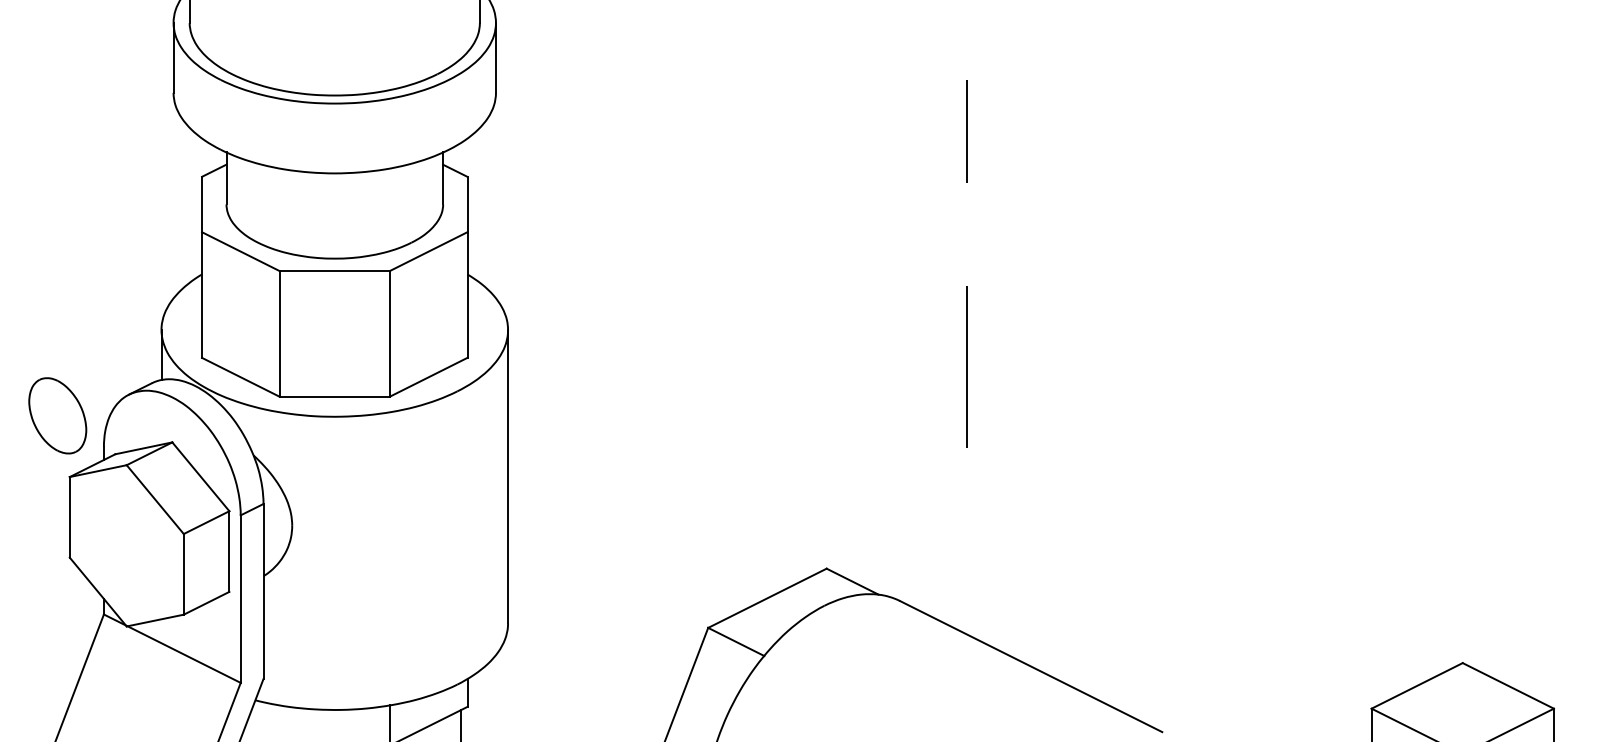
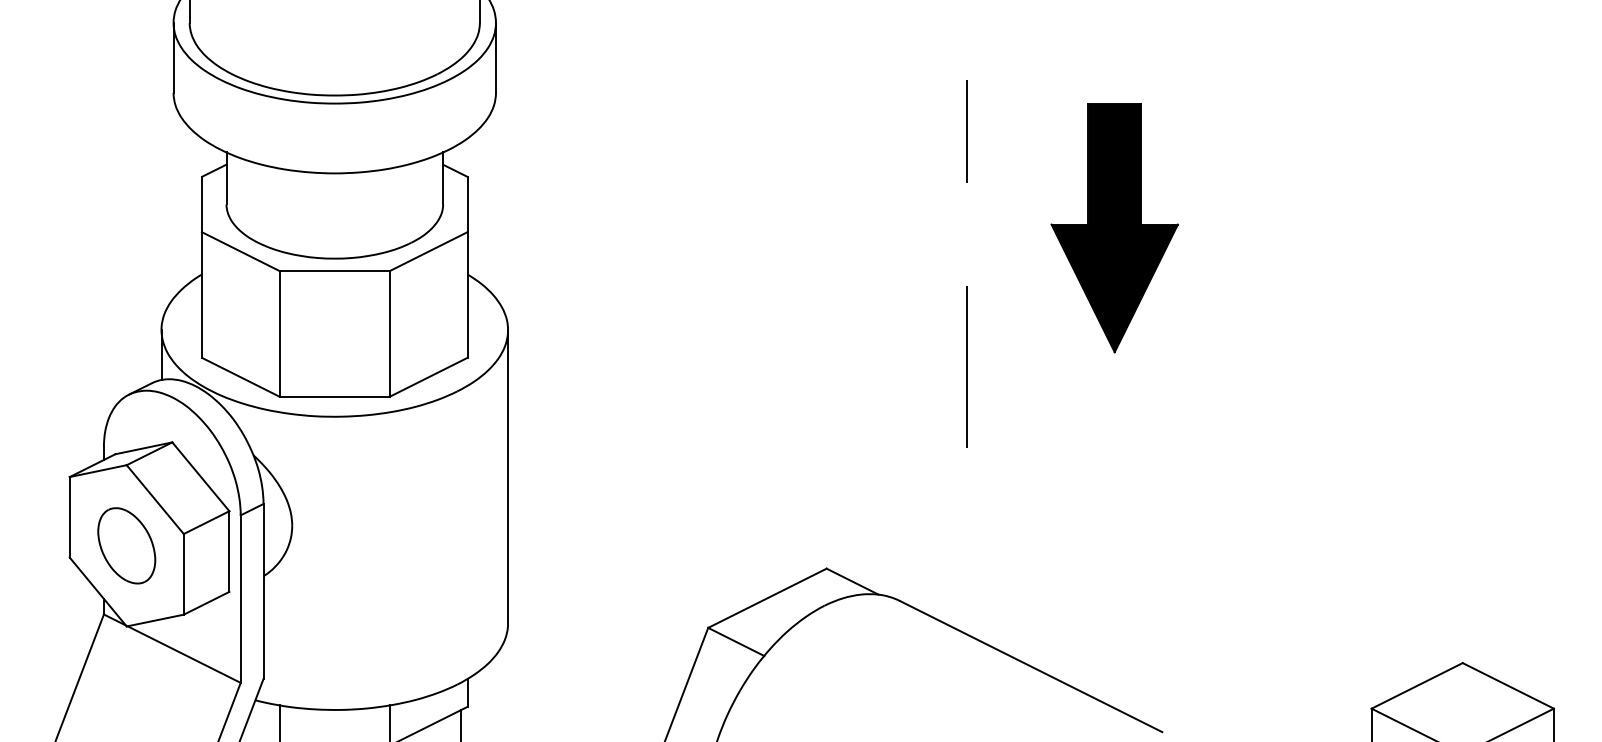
part: none -> present (1114, 228)
part position: (57, 415) -> (126, 545) (126, 545)
line: none -> present (279, 721)
